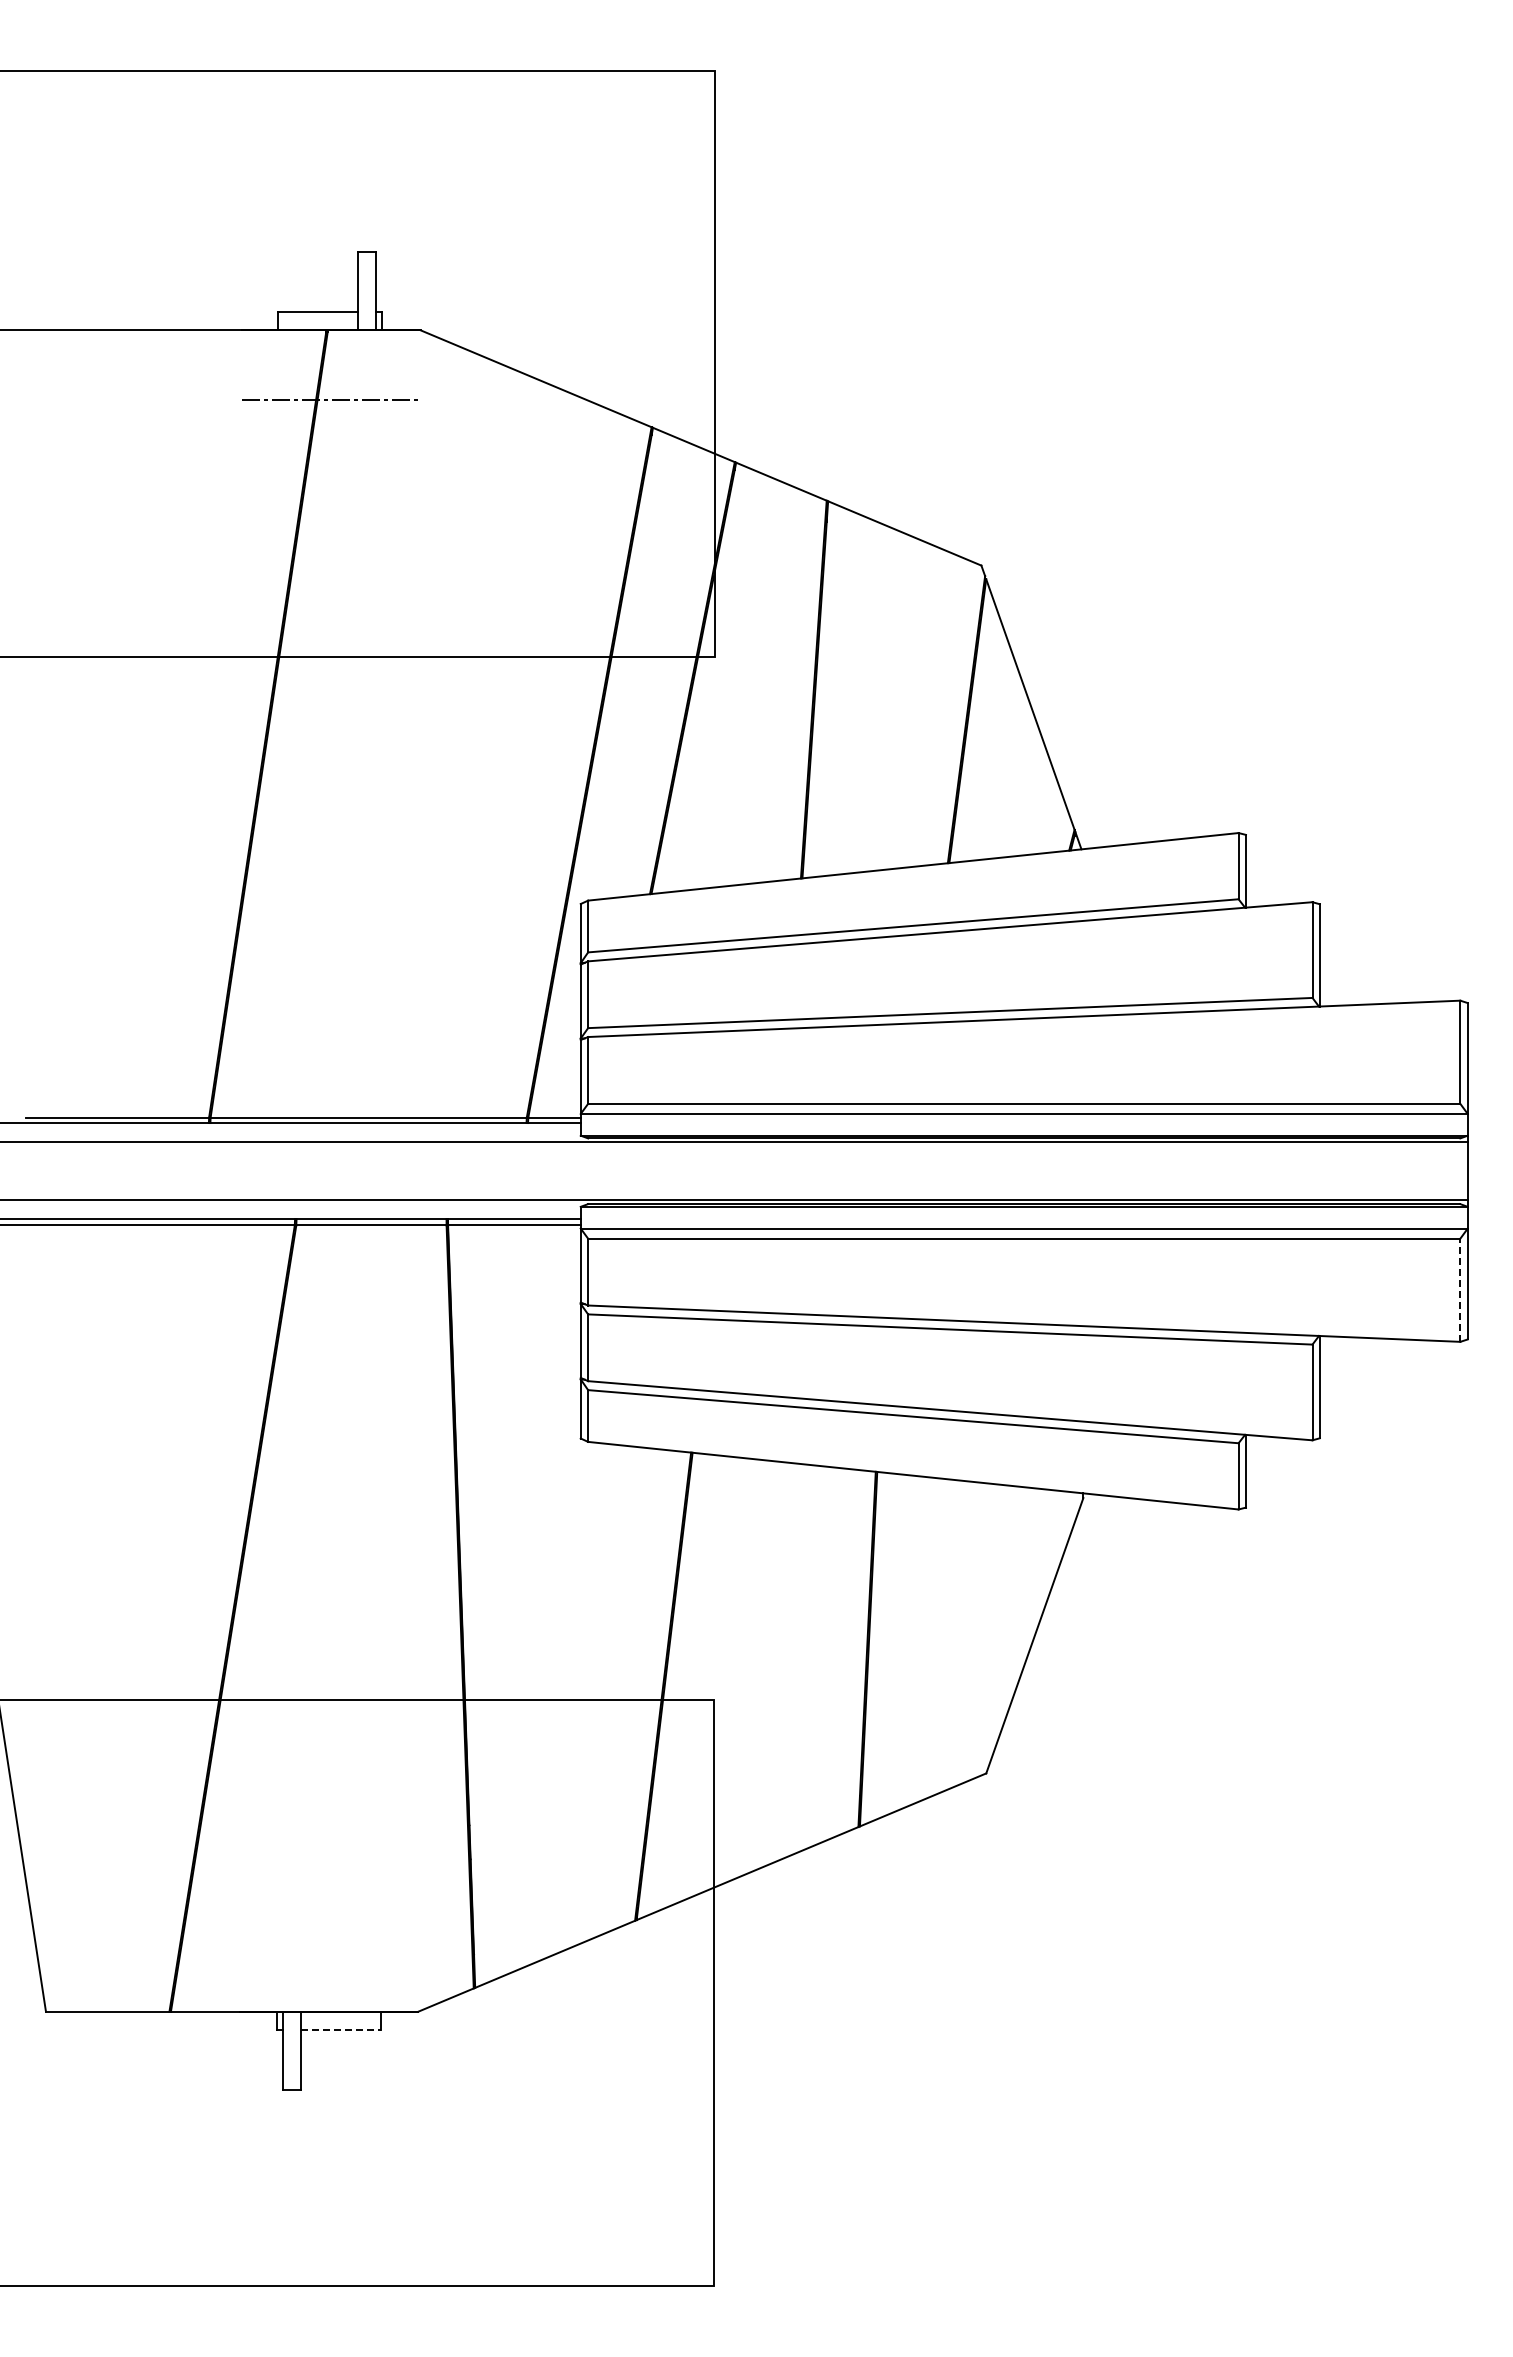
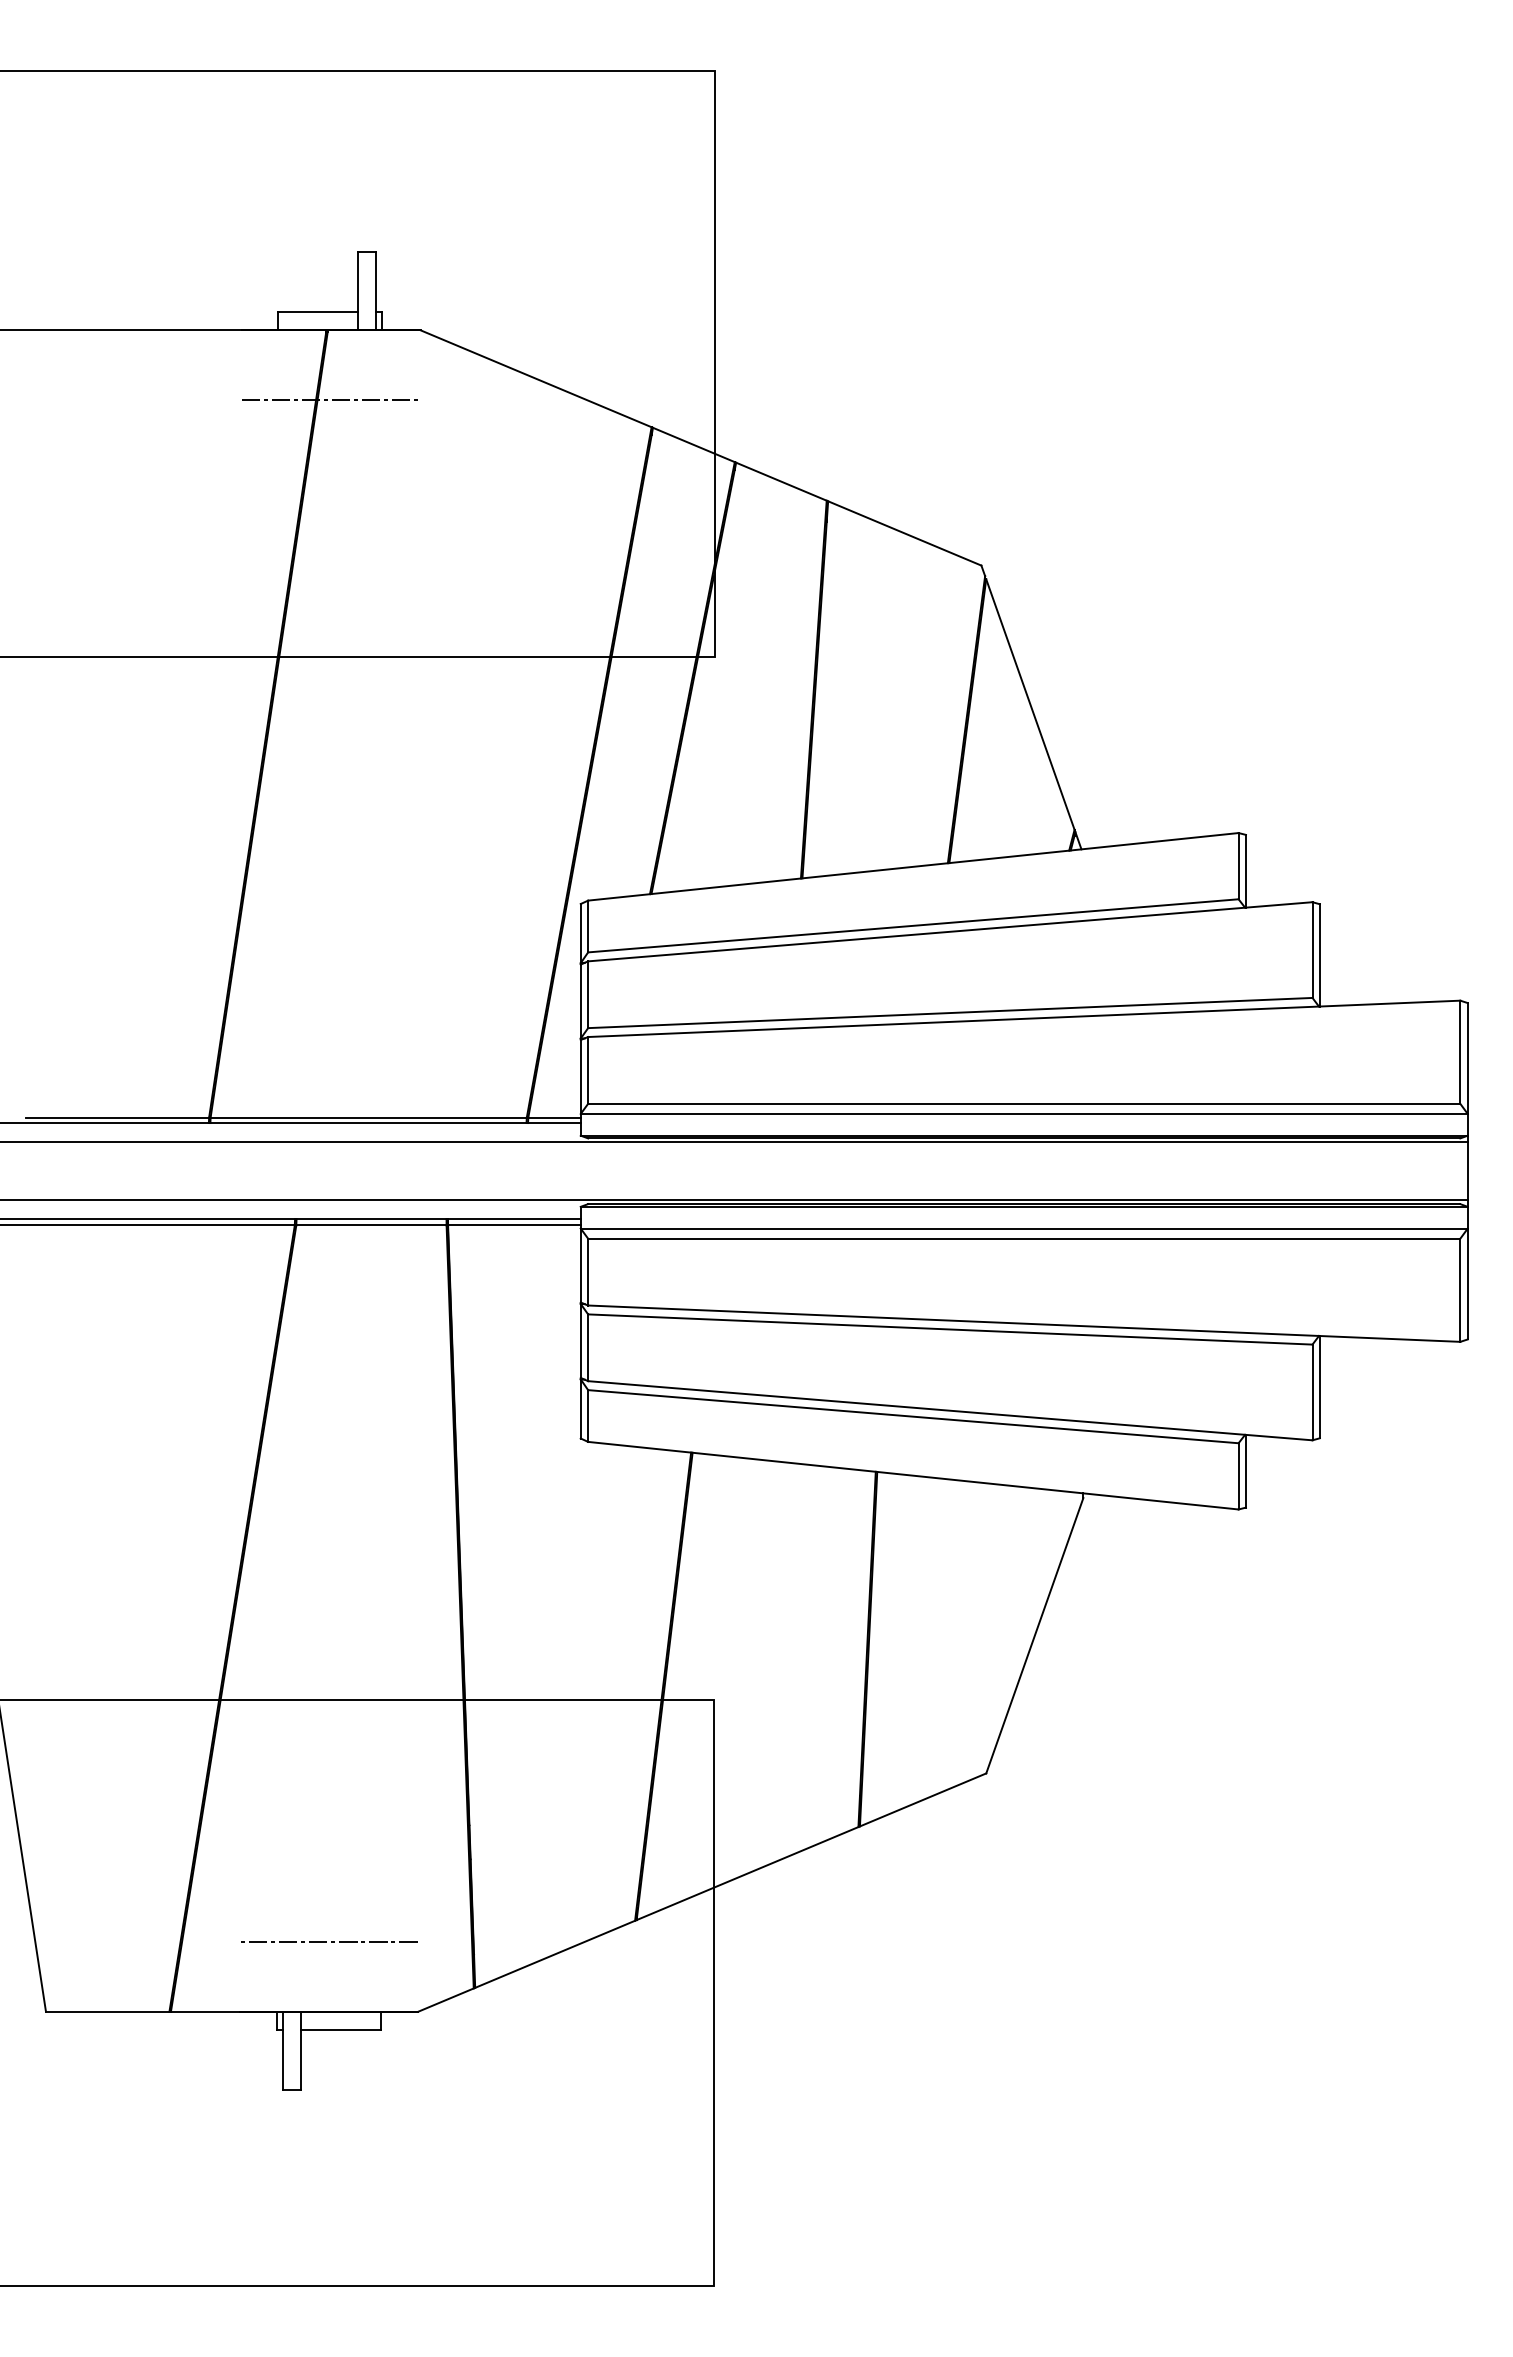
line: dashed -> solid (1460, 1290)
line: none -> present (331, 1941)
line: dashed -> solid (340, 2029)
